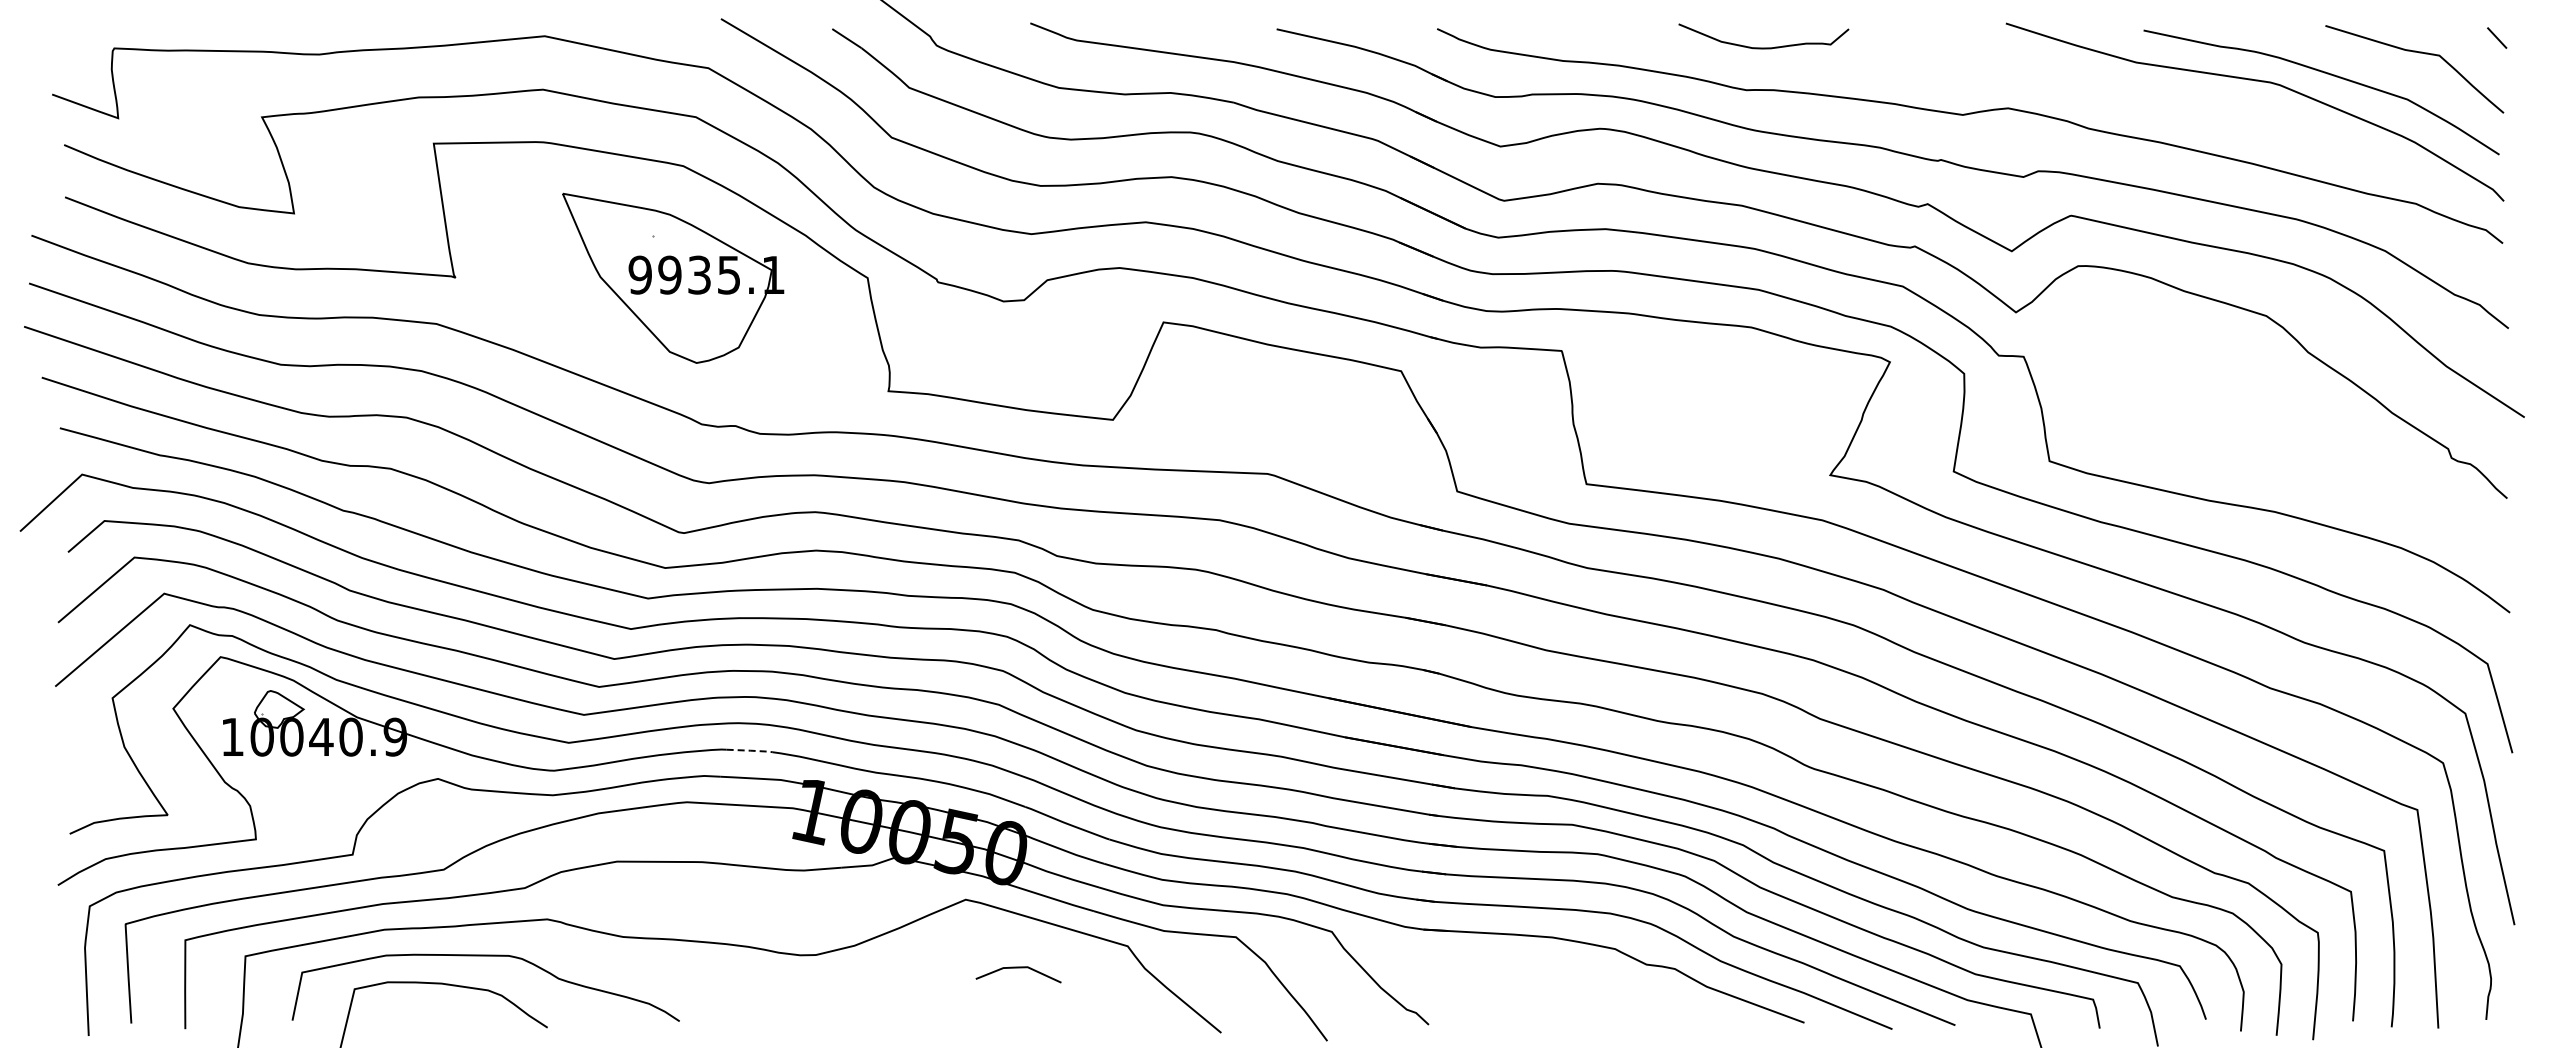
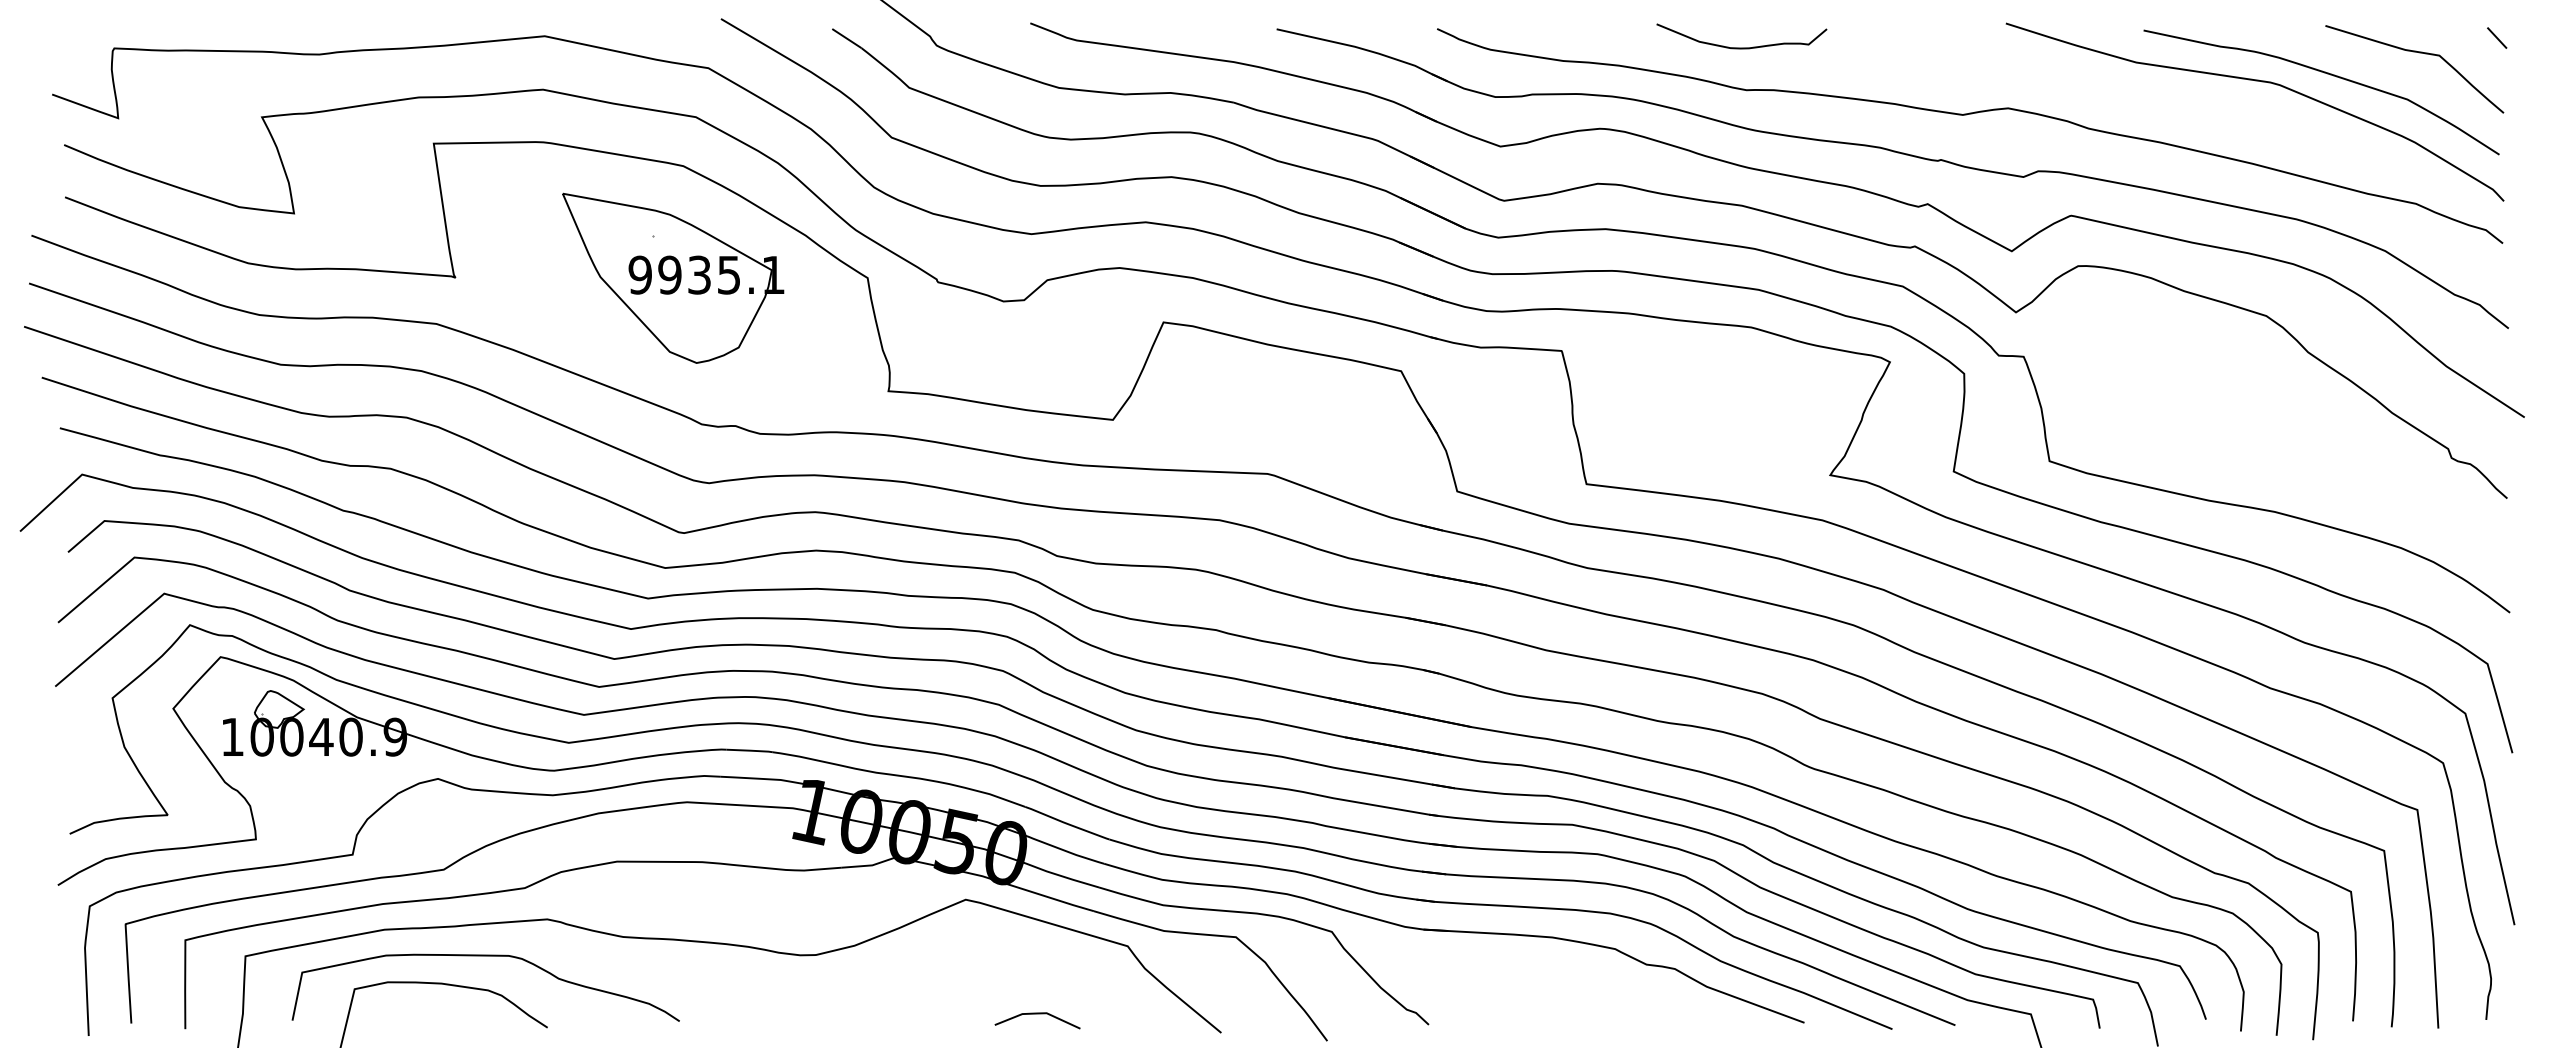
curve position: (1763, 47) -> (1741, 47) (1741, 47)
line: dashed -> solid (750, 750)
line position: (1018, 968) -> (1037, 1014) (1037, 1014)
